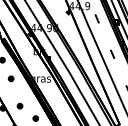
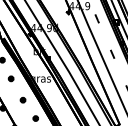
part position: (19, 105) -> (22, 99) (22, 99)
